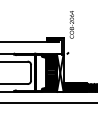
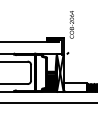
fill: present -> none (45, 61)
hatch: present -> none (75, 86)
